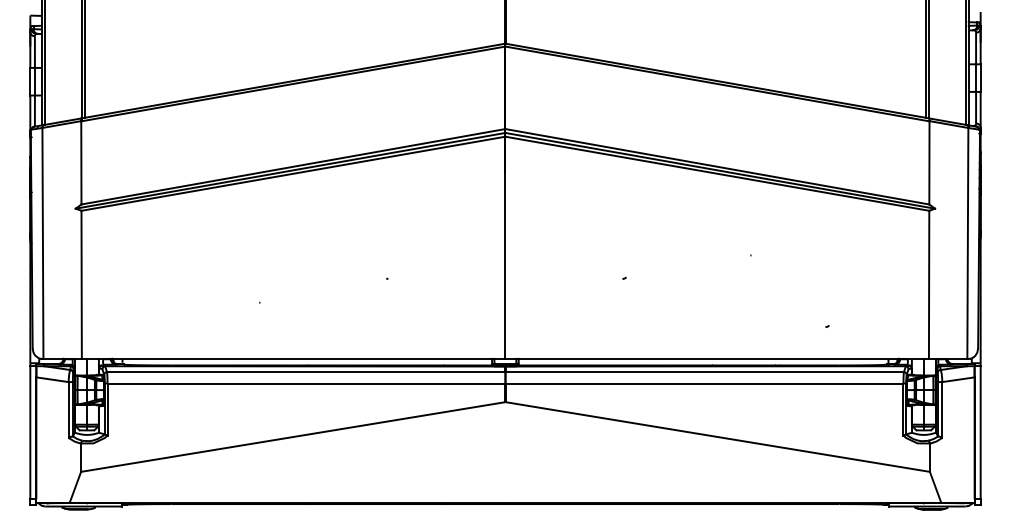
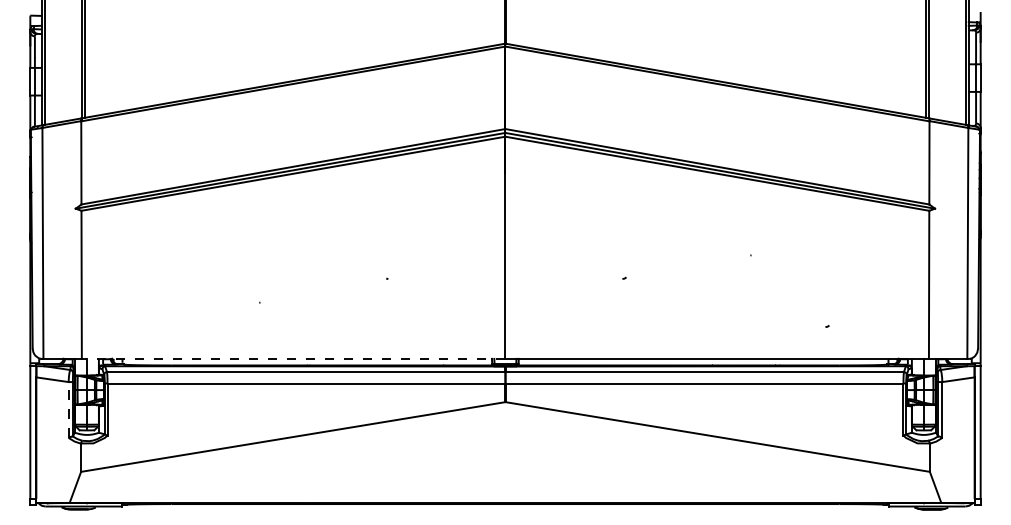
line: solid -> dashed (293, 358)
line: solid -> dashed (68, 409)
